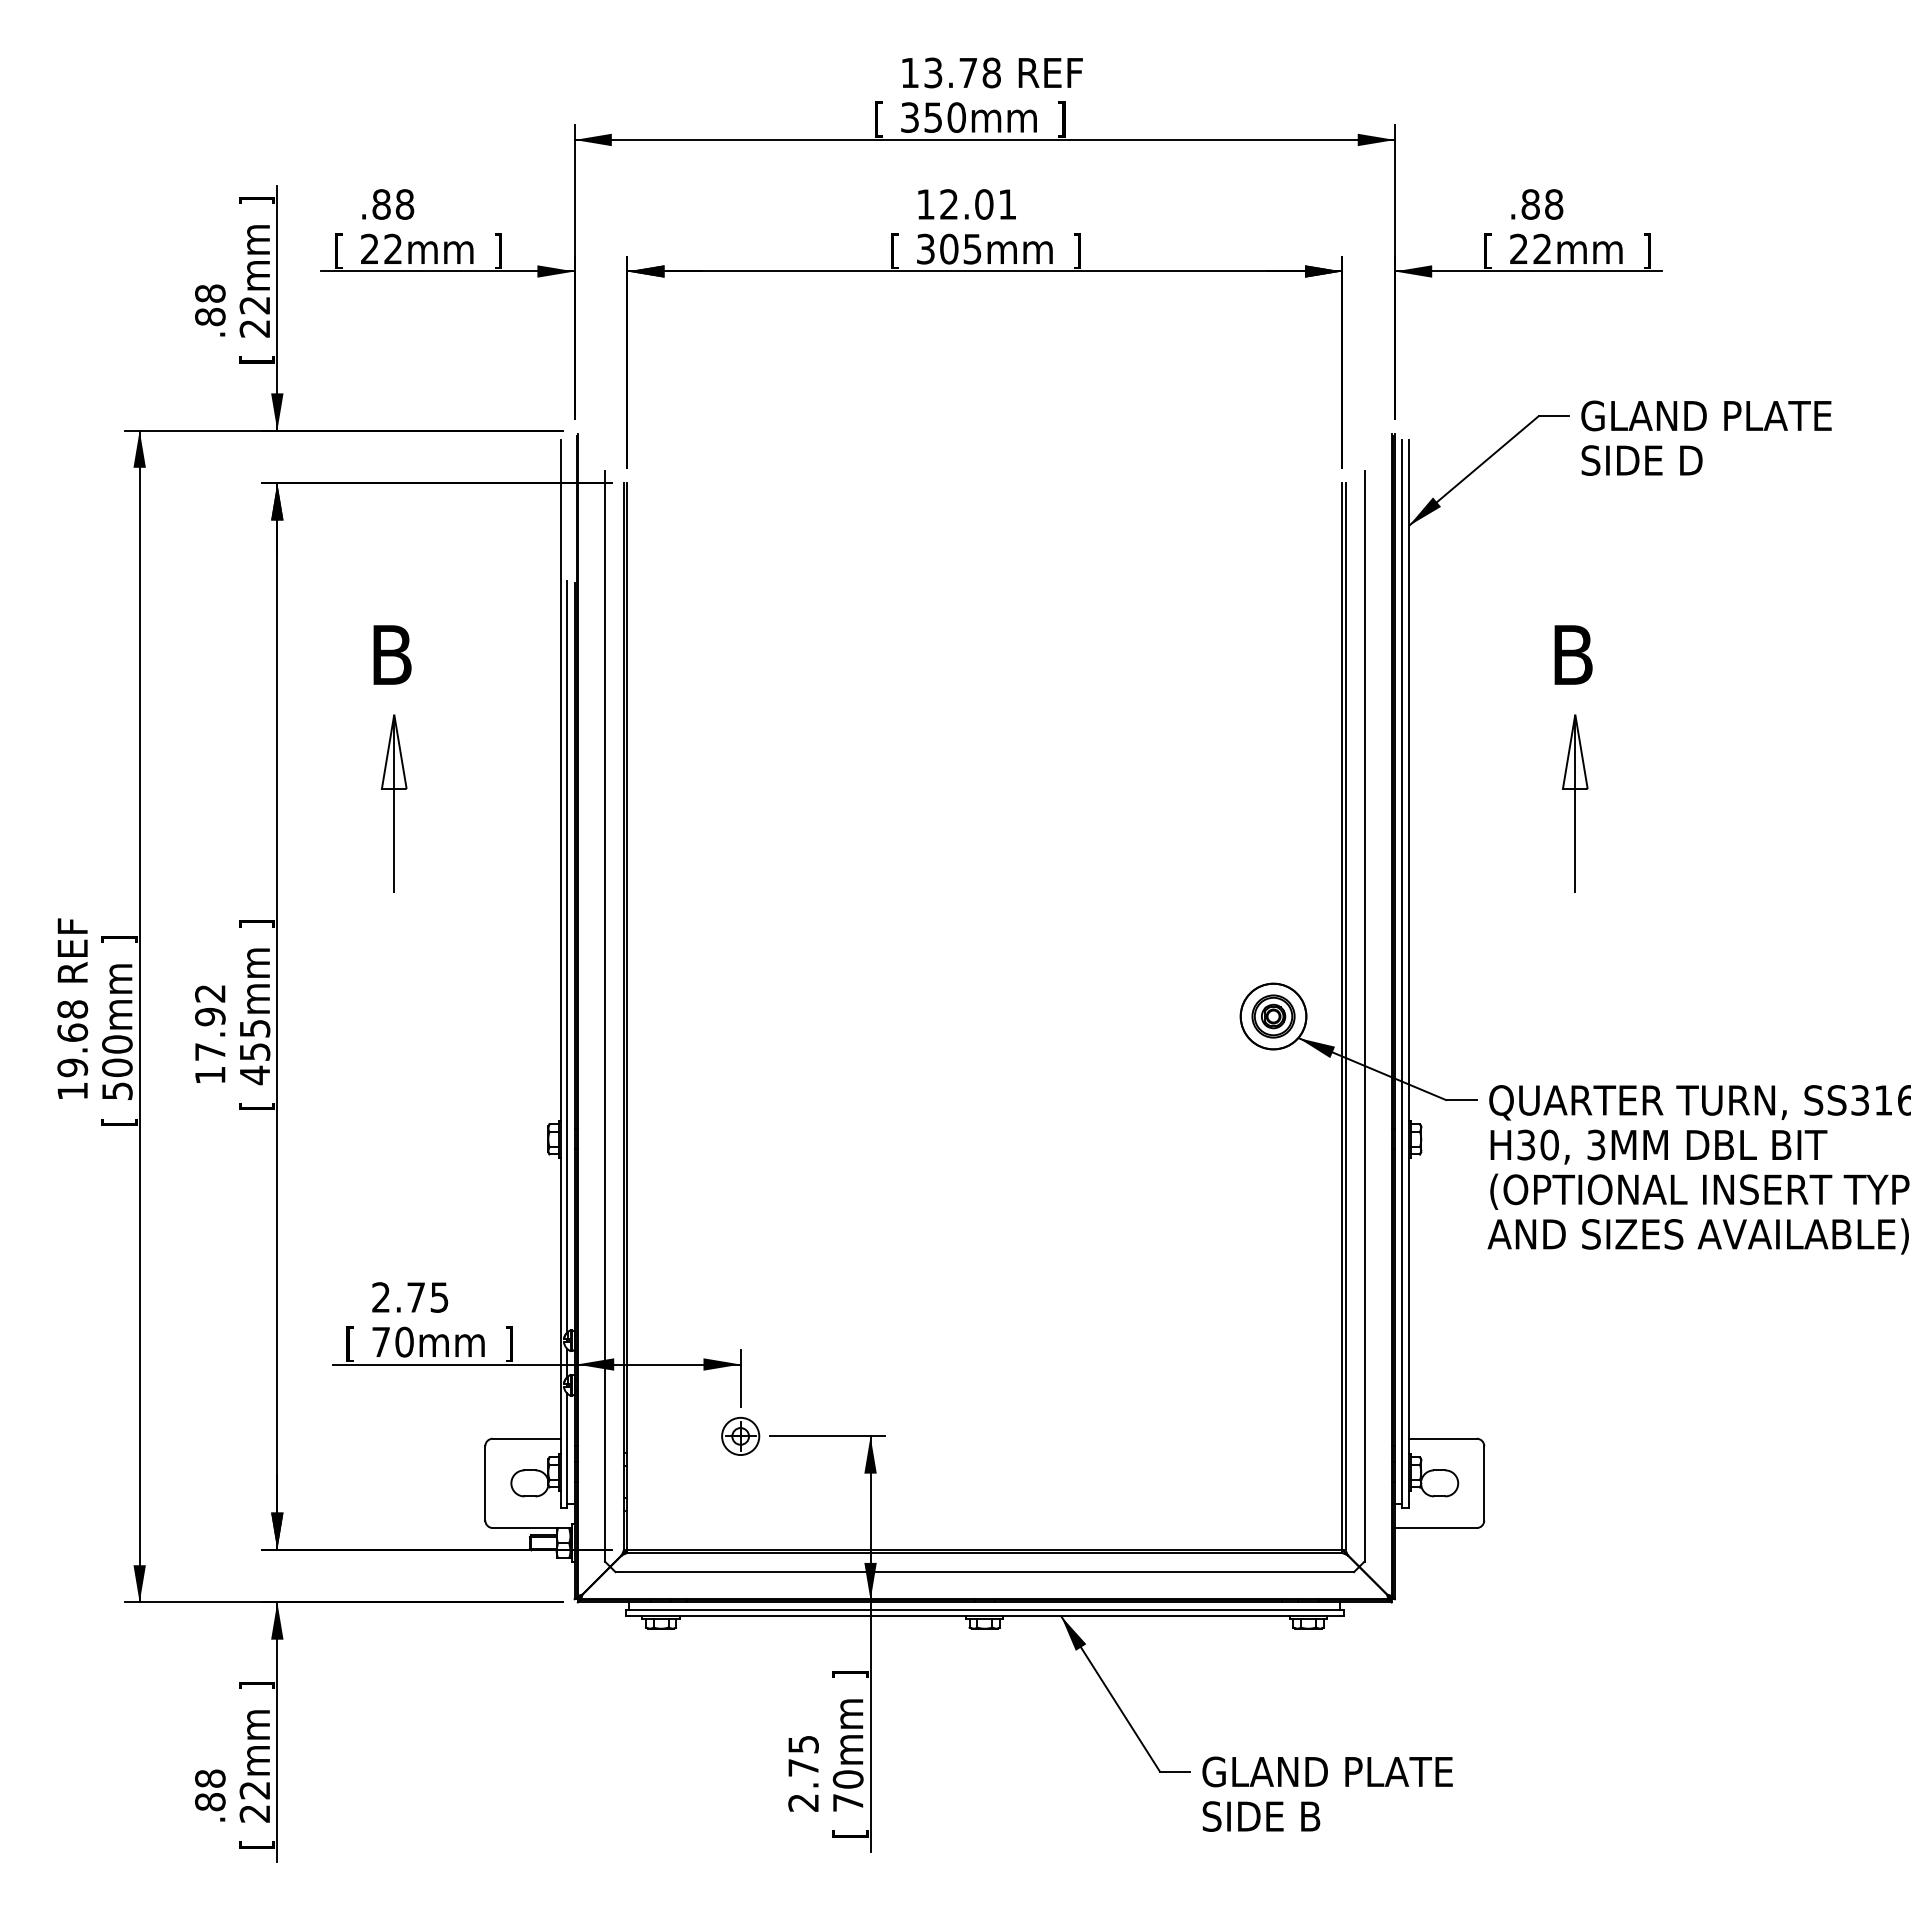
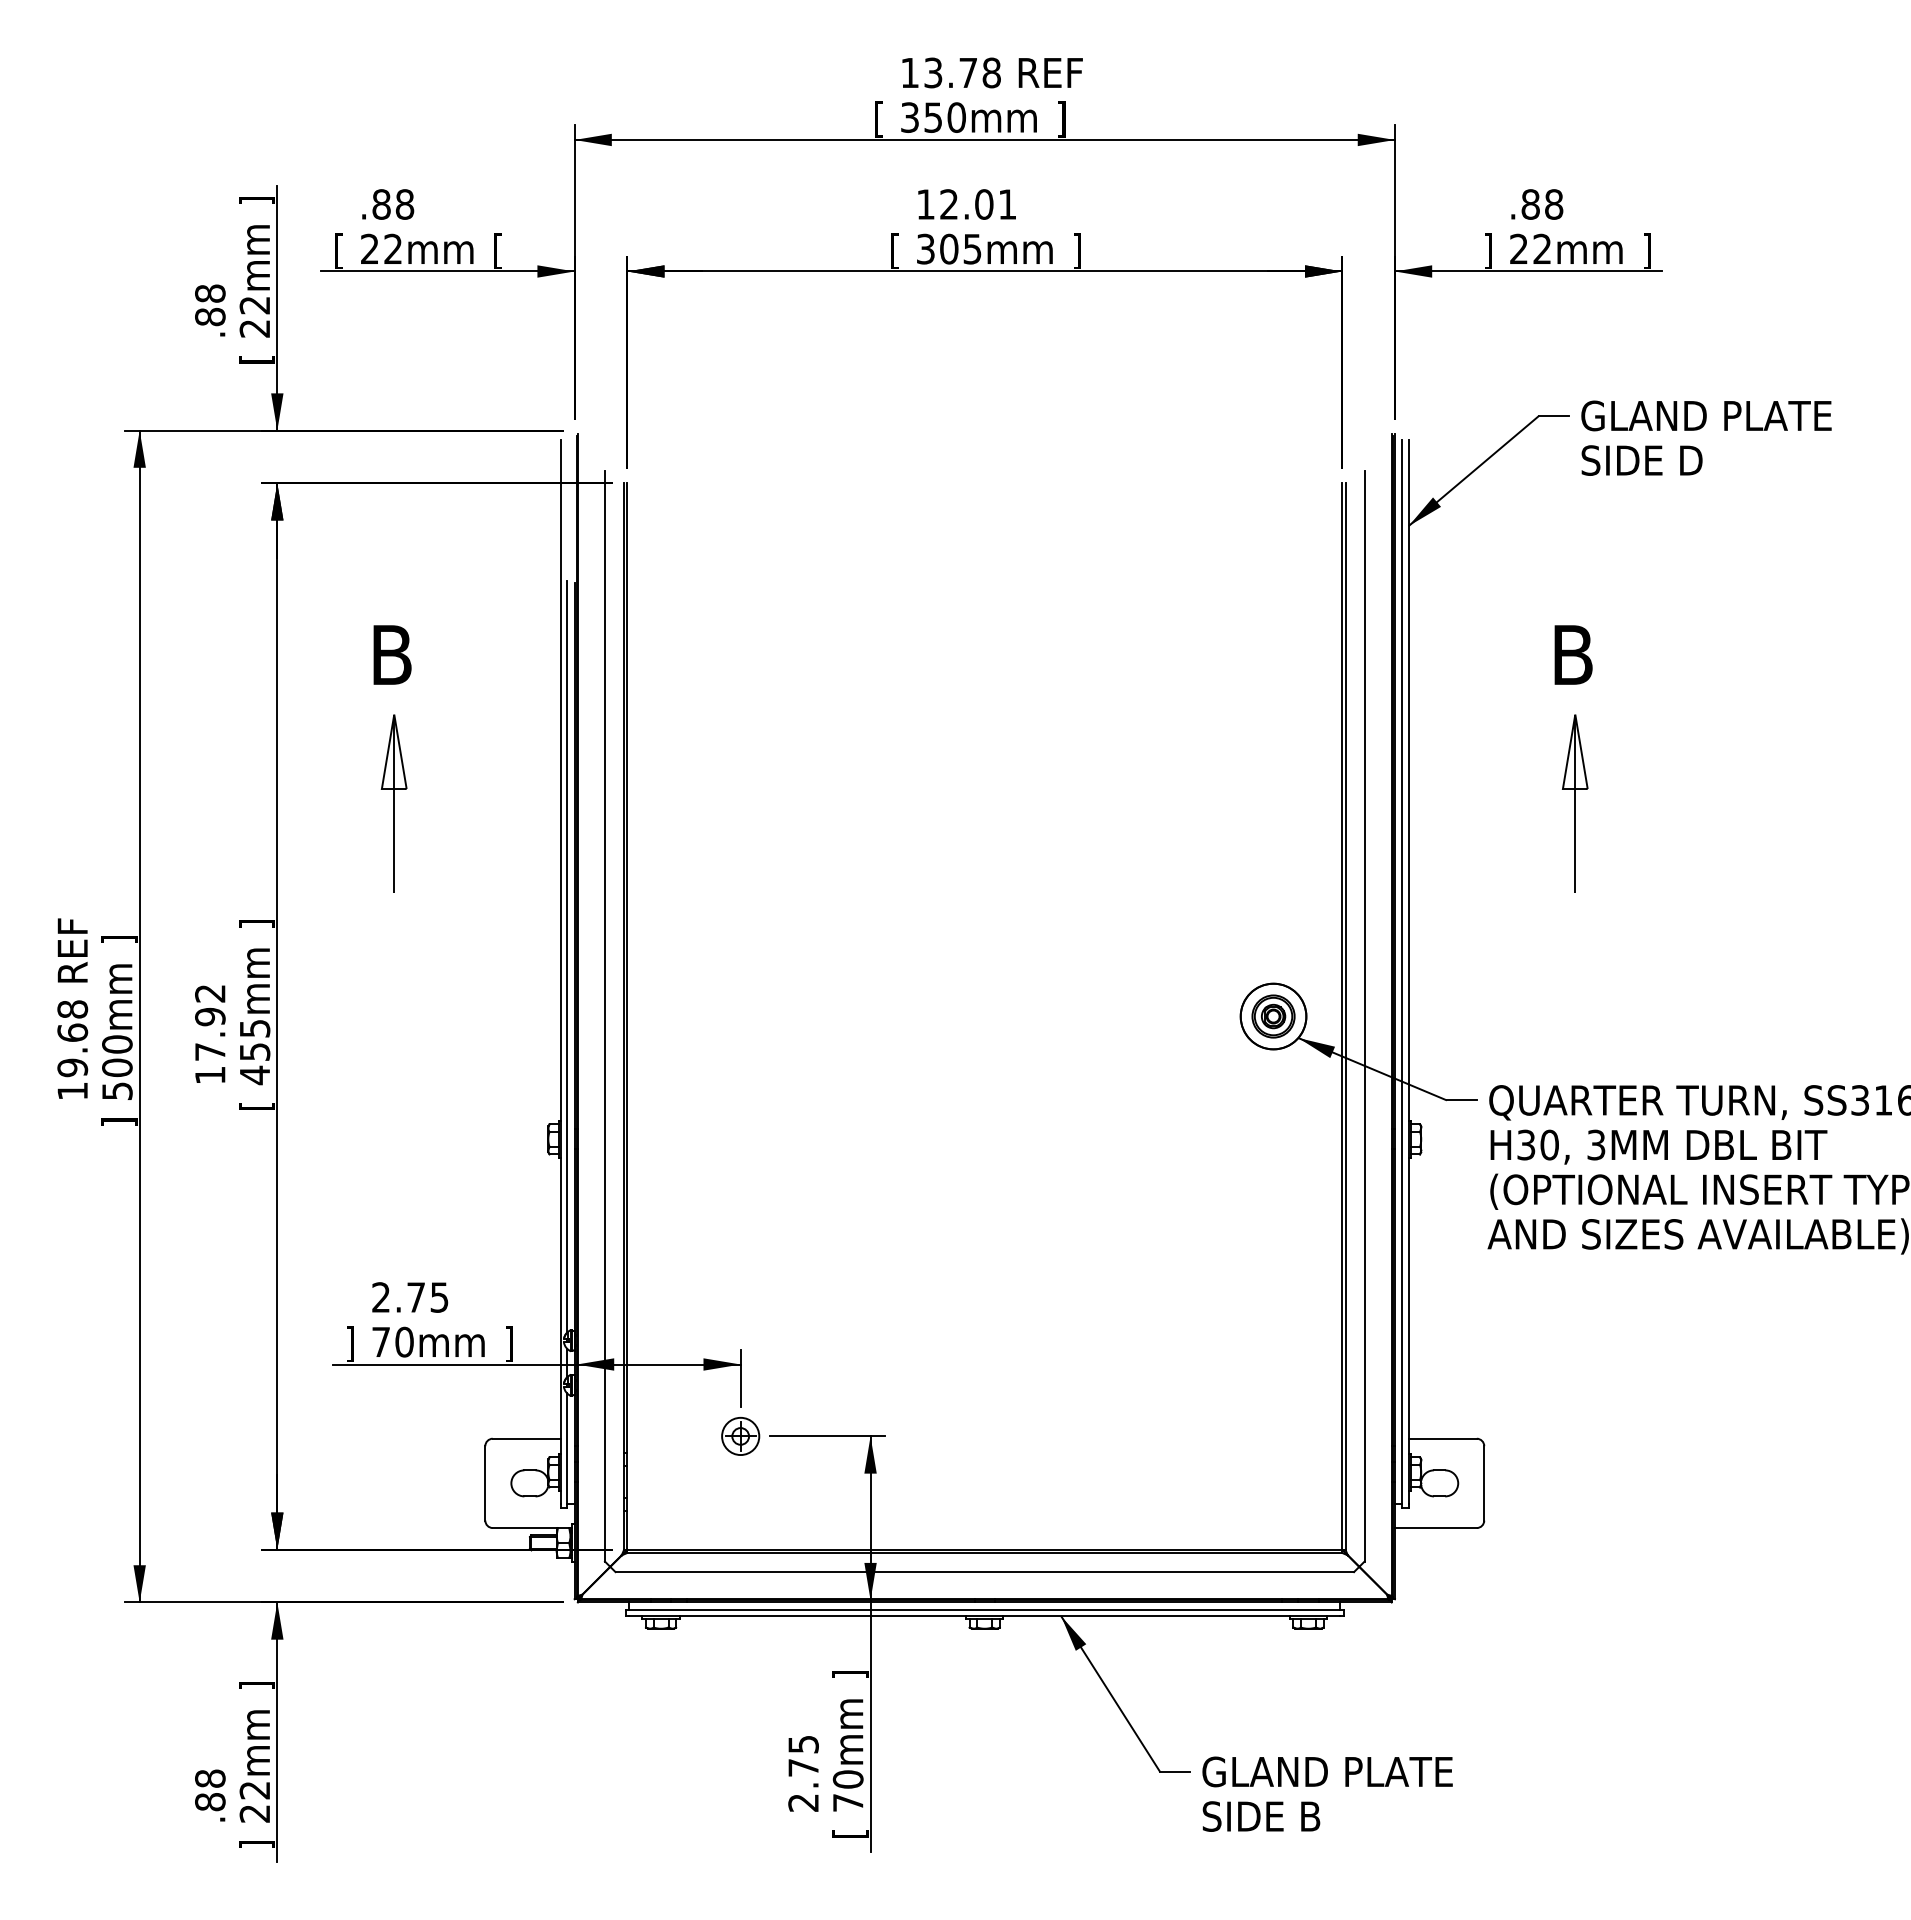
text: ] -> [ (497, 250)
text: [ -> ] (1487, 250)
text: [ -> ] (119, 1121)
text: [ -> ] (349, 1343)
text: [ -> ] (256, 1844)
